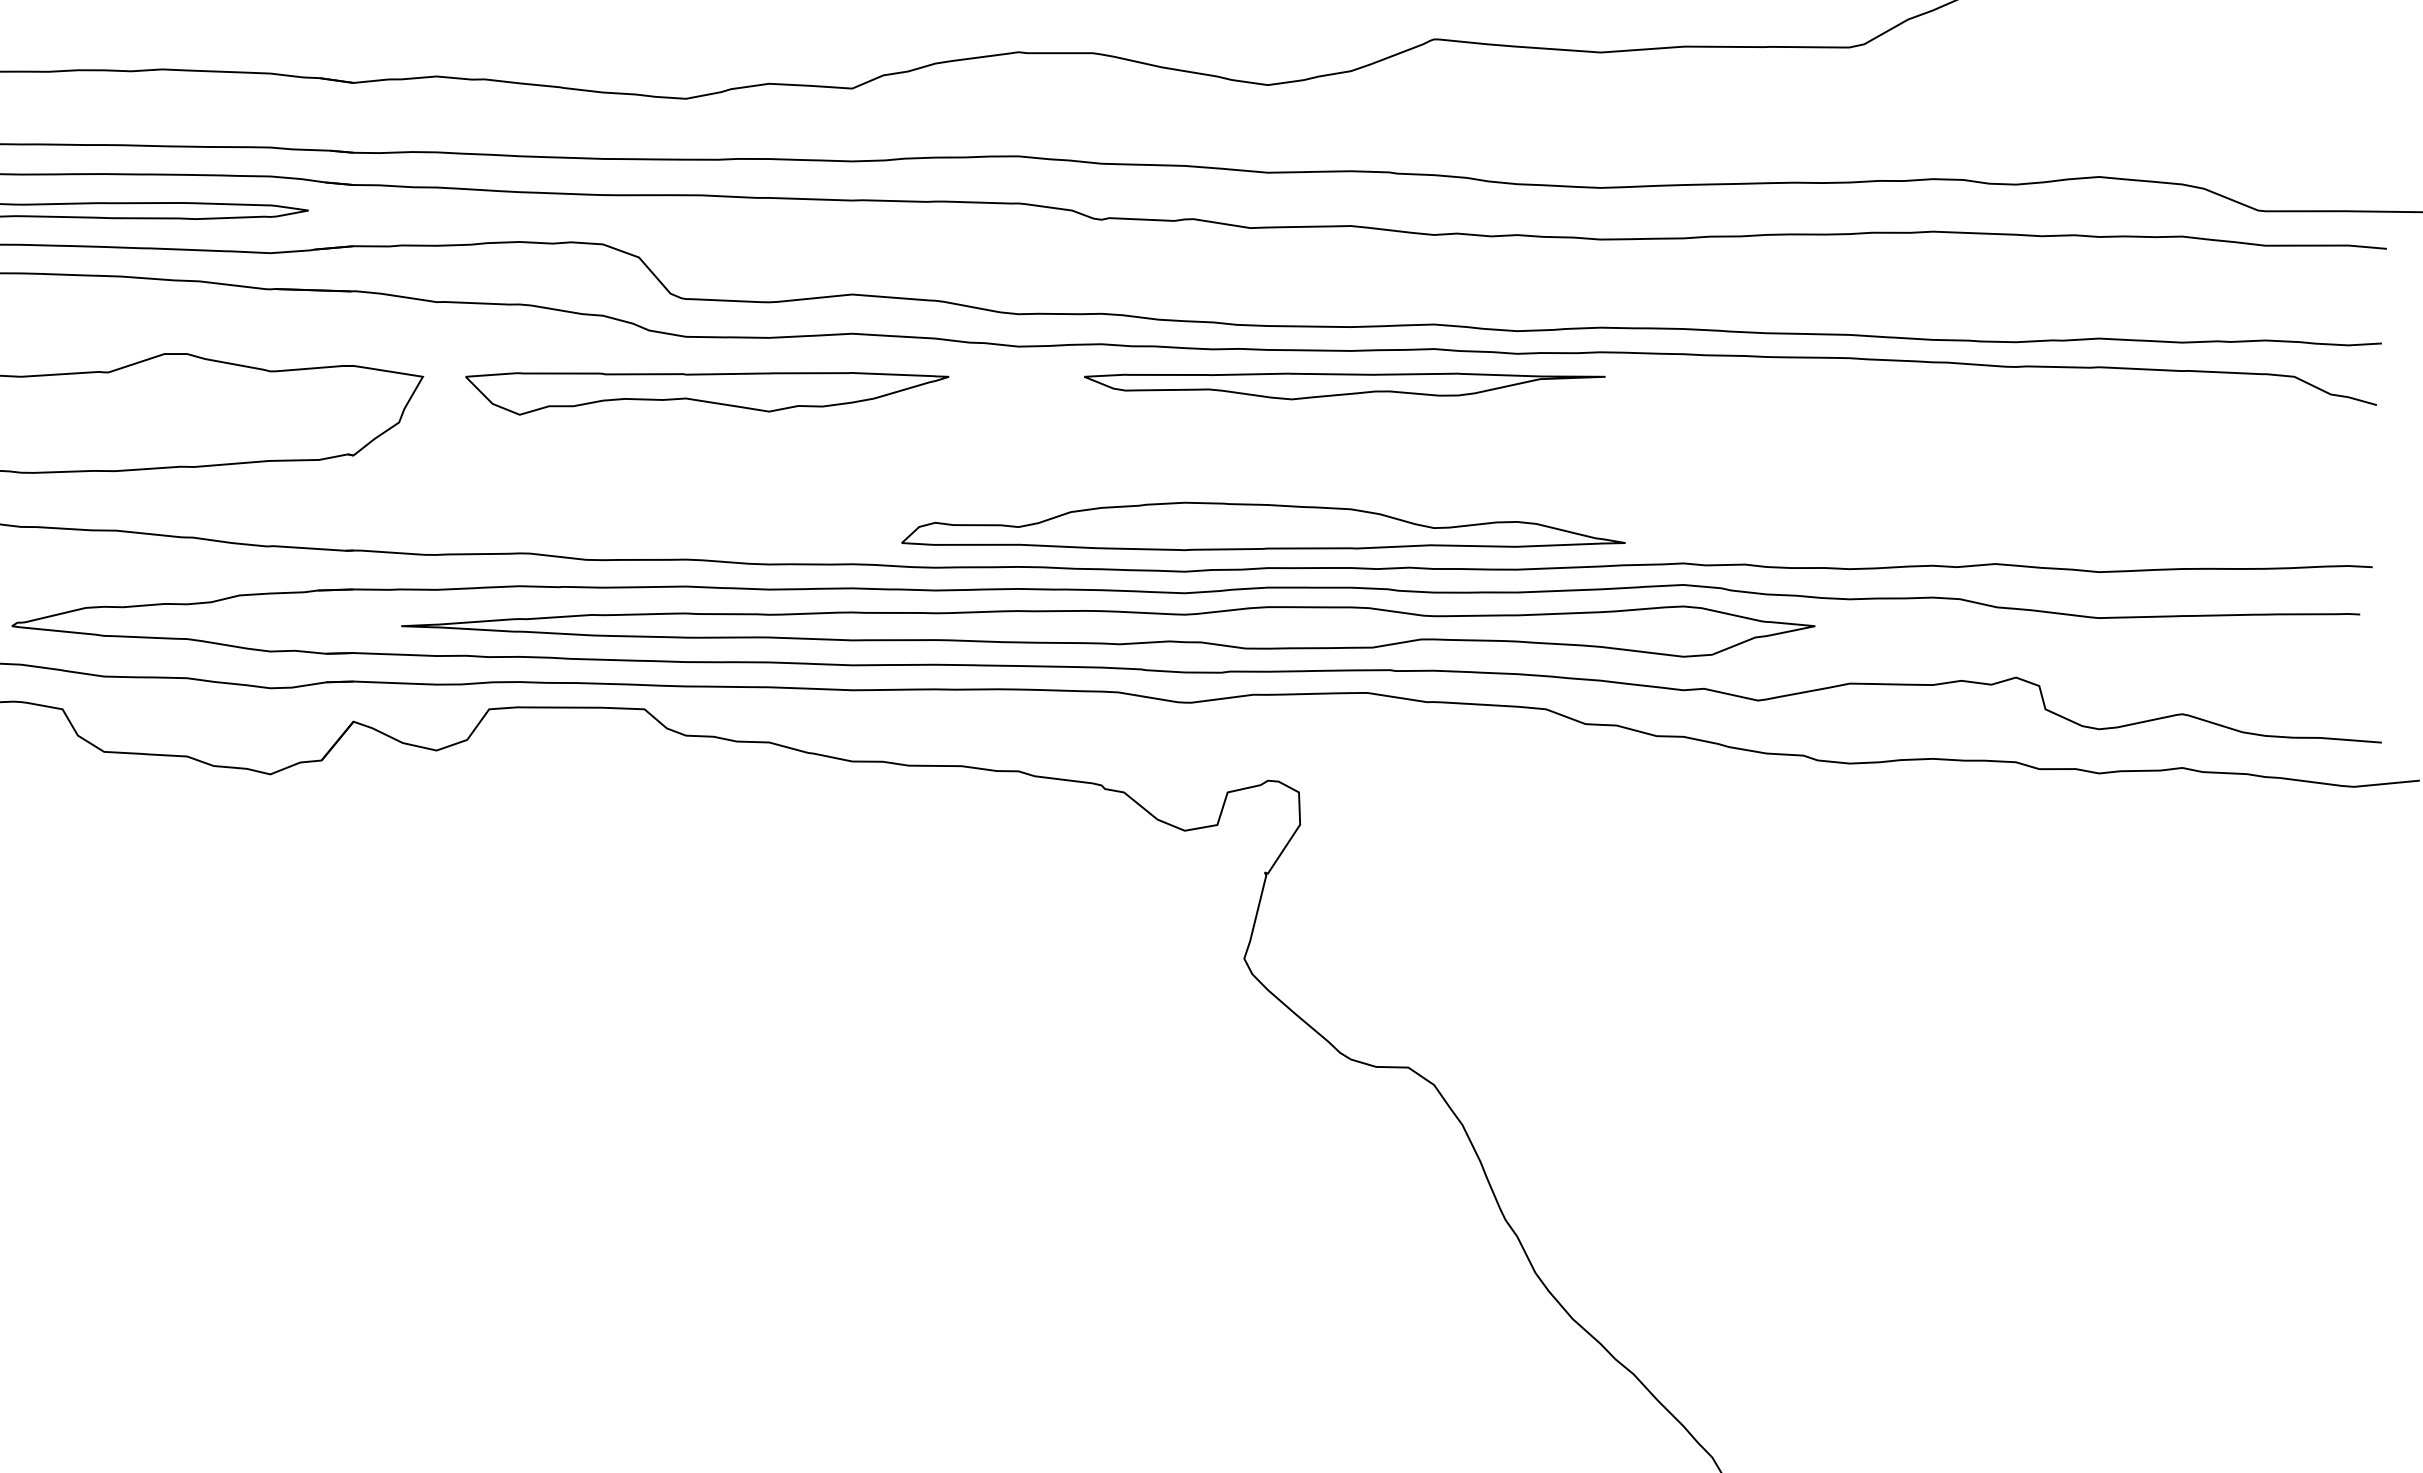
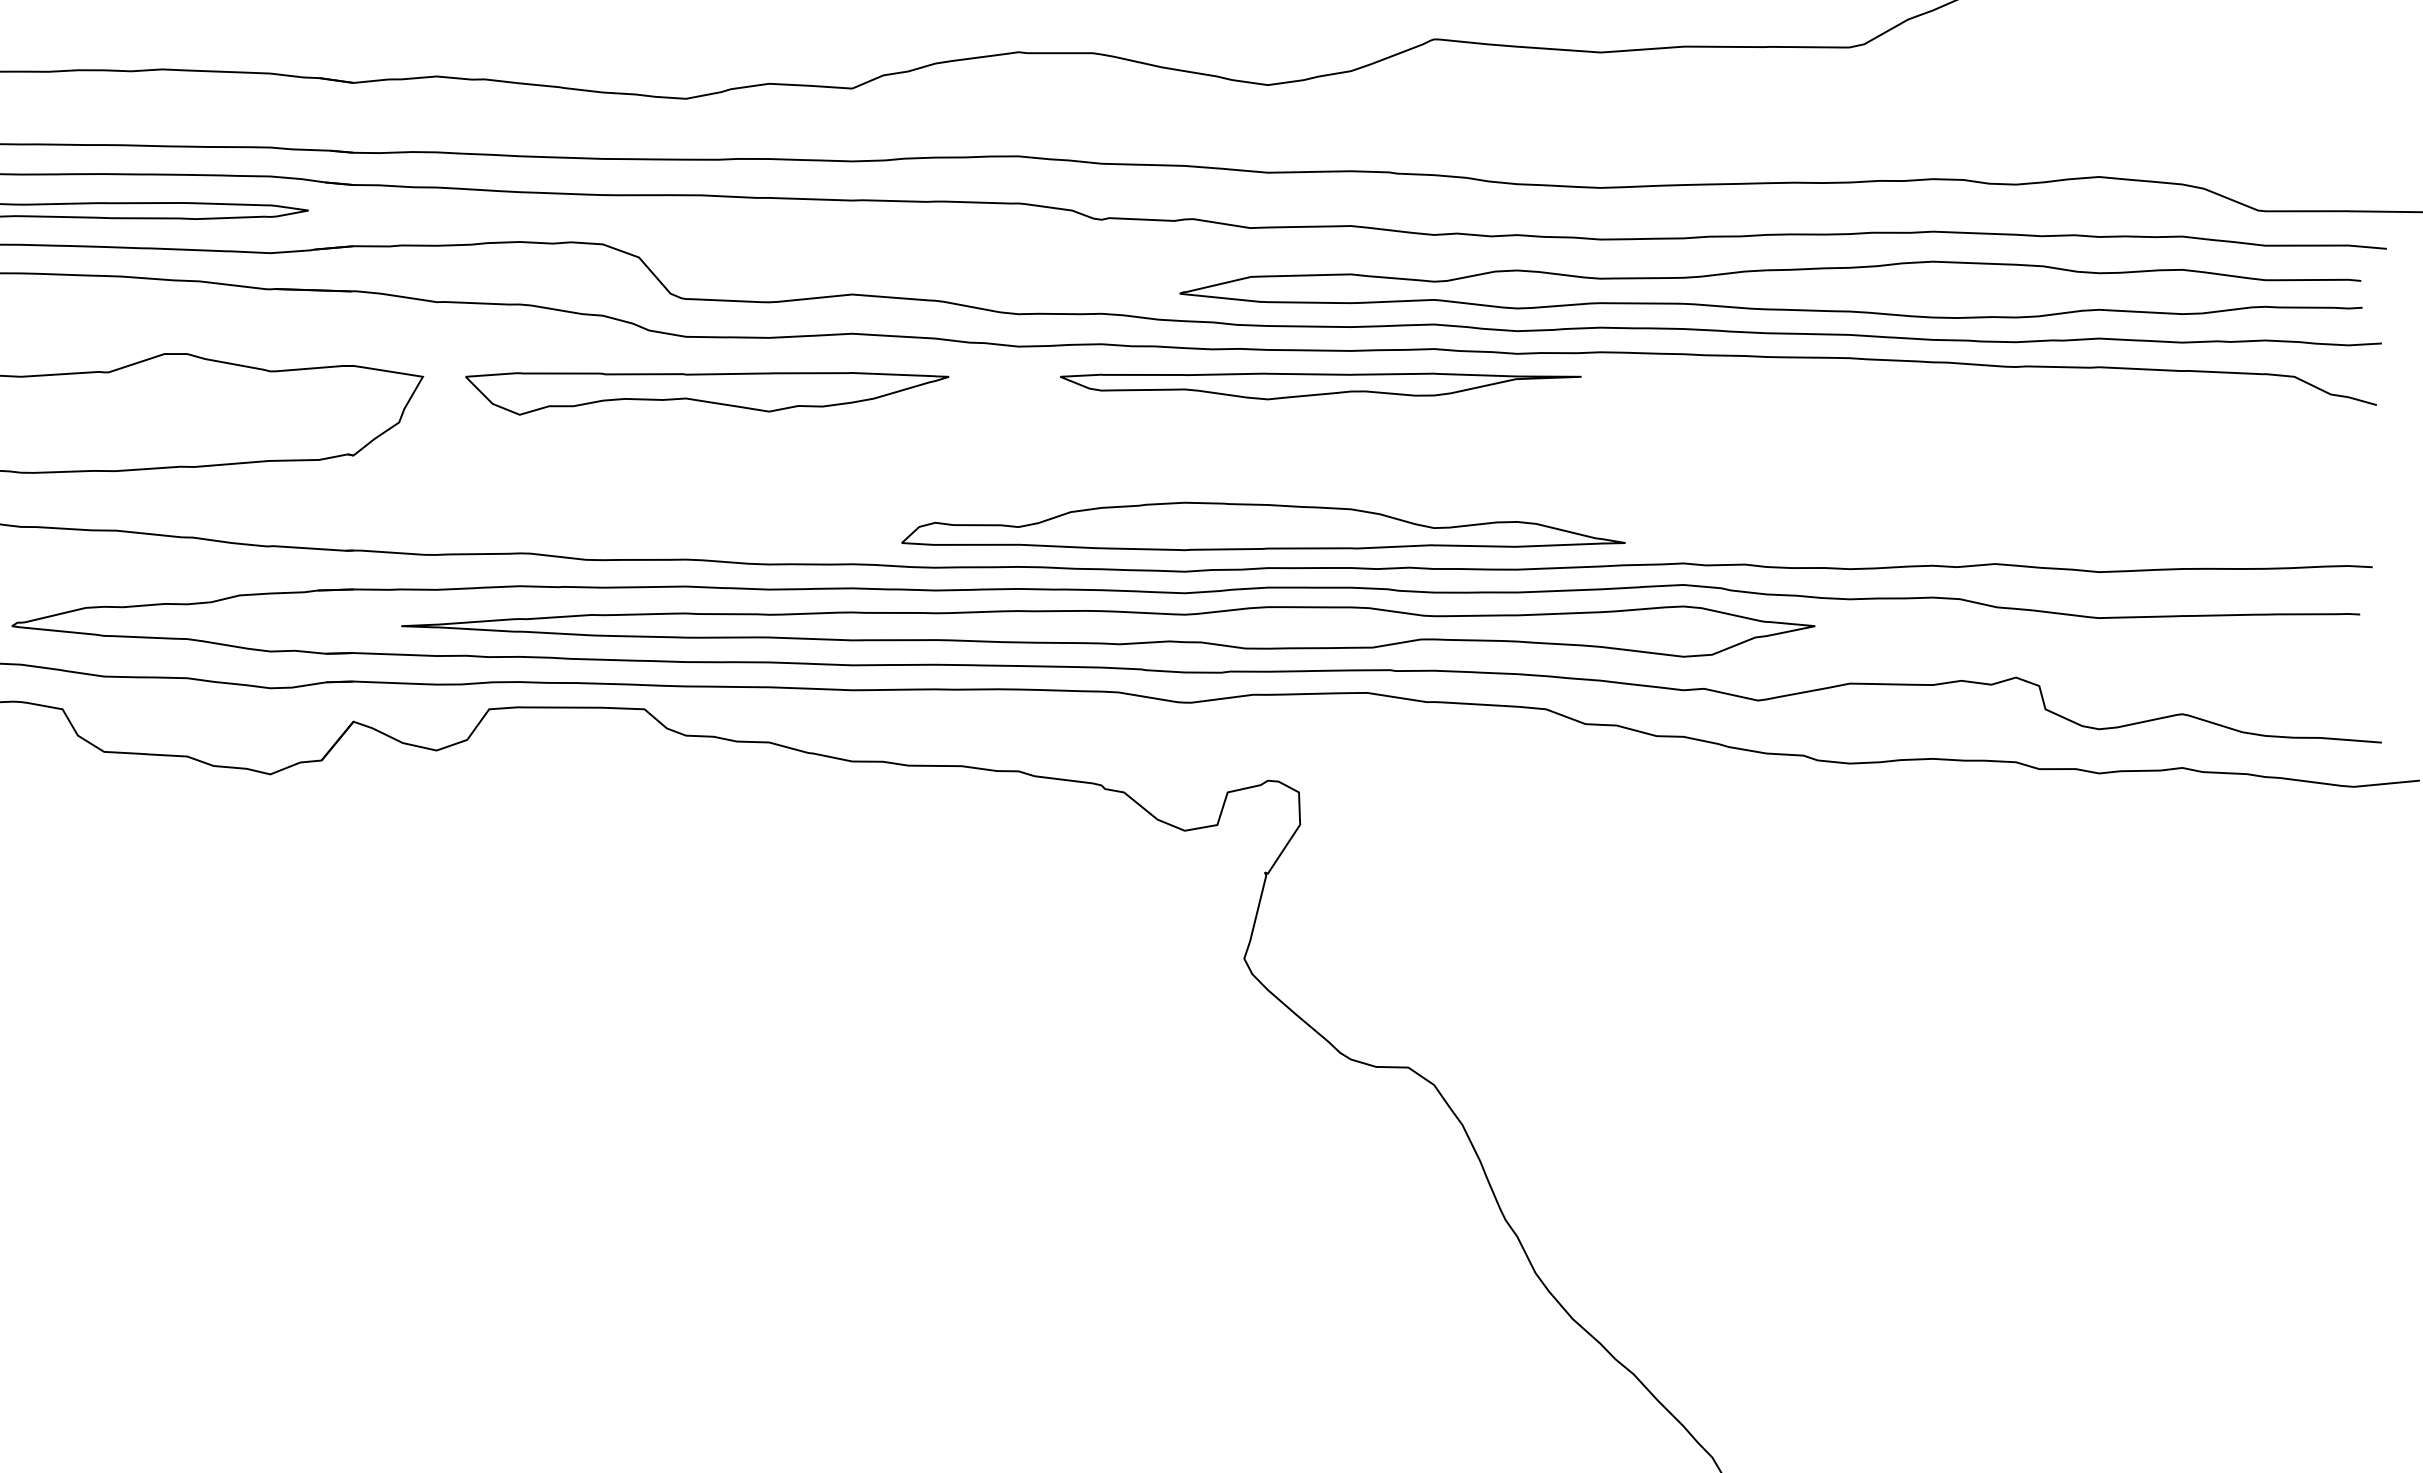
curve: none -> present (1770, 271)
part position: (1344, 386) -> (1320, 386) (1320, 386)
